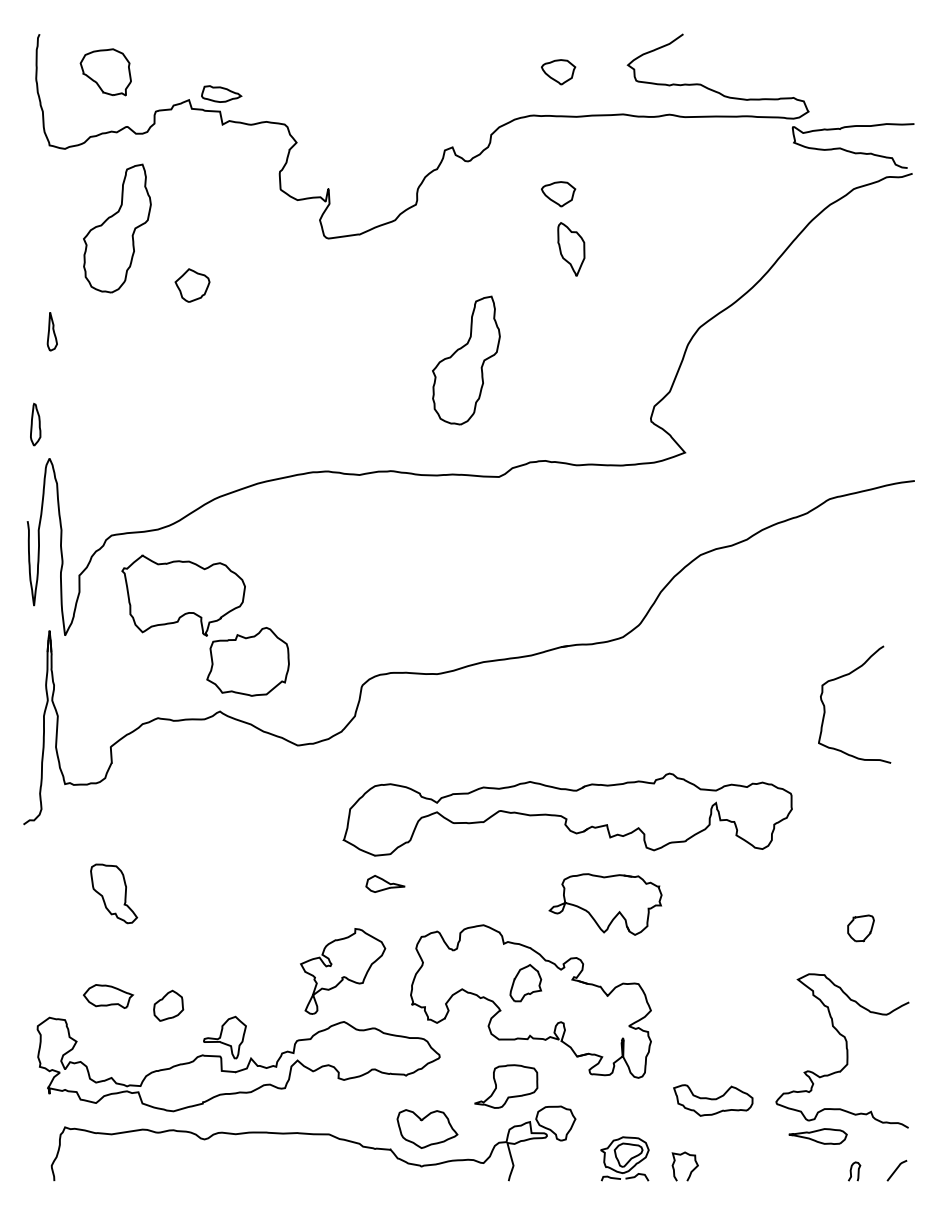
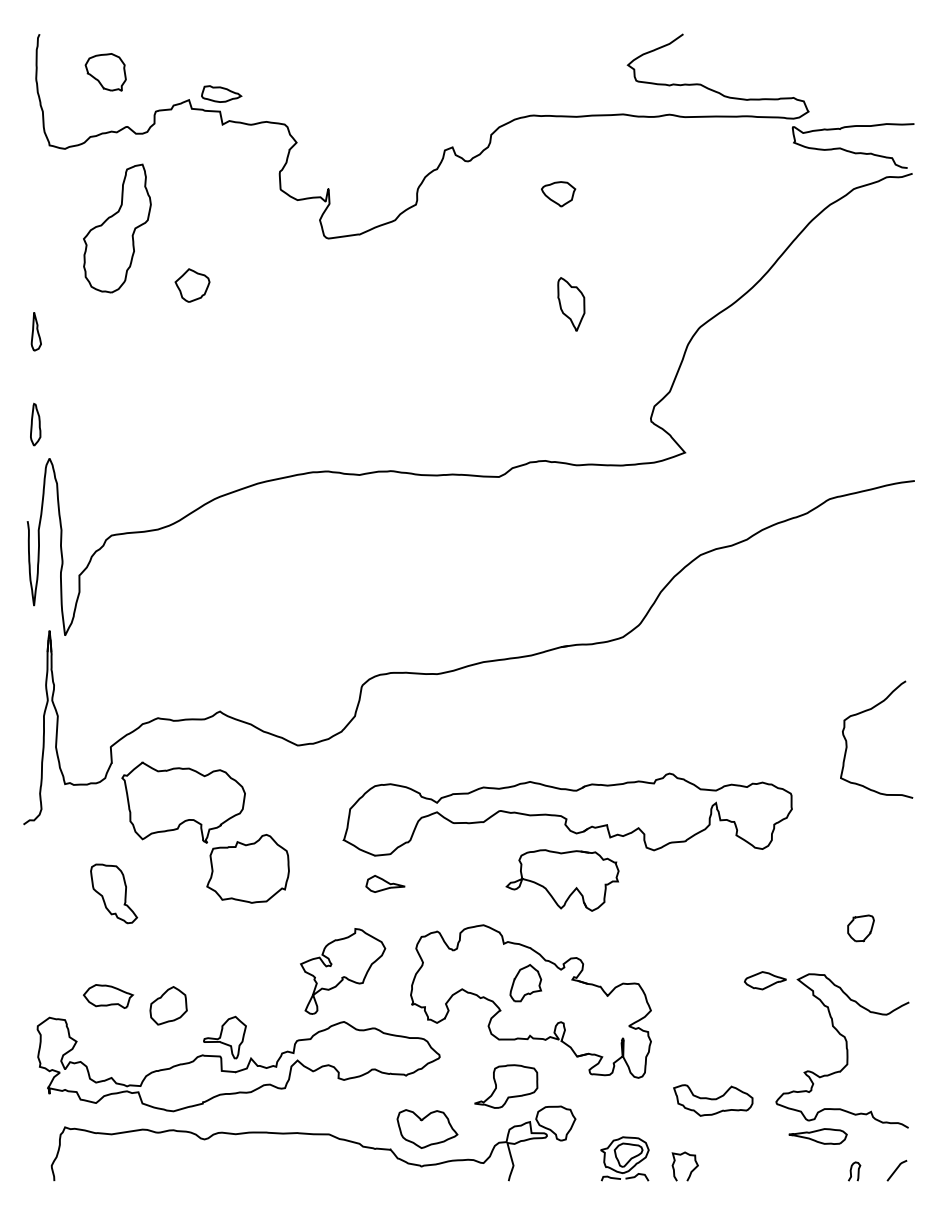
part size: 53x49 px -> 43x39 px (105, 72)
part: present -> none (558, 72)
part position: (571, 249) -> (571, 304) (571, 304)
part position: (51, 331) -> (35, 331) (35, 331)
part: present -> none (466, 360)
part position: (205, 625) -> (205, 832) (205, 832)
curve position: (825, 706) -> (847, 741) (847, 741)
part position: (605, 904) -> (562, 880) (562, 880)
part: none -> present (765, 980)
part size: 32x33 px -> 39x40 px (168, 1005)
